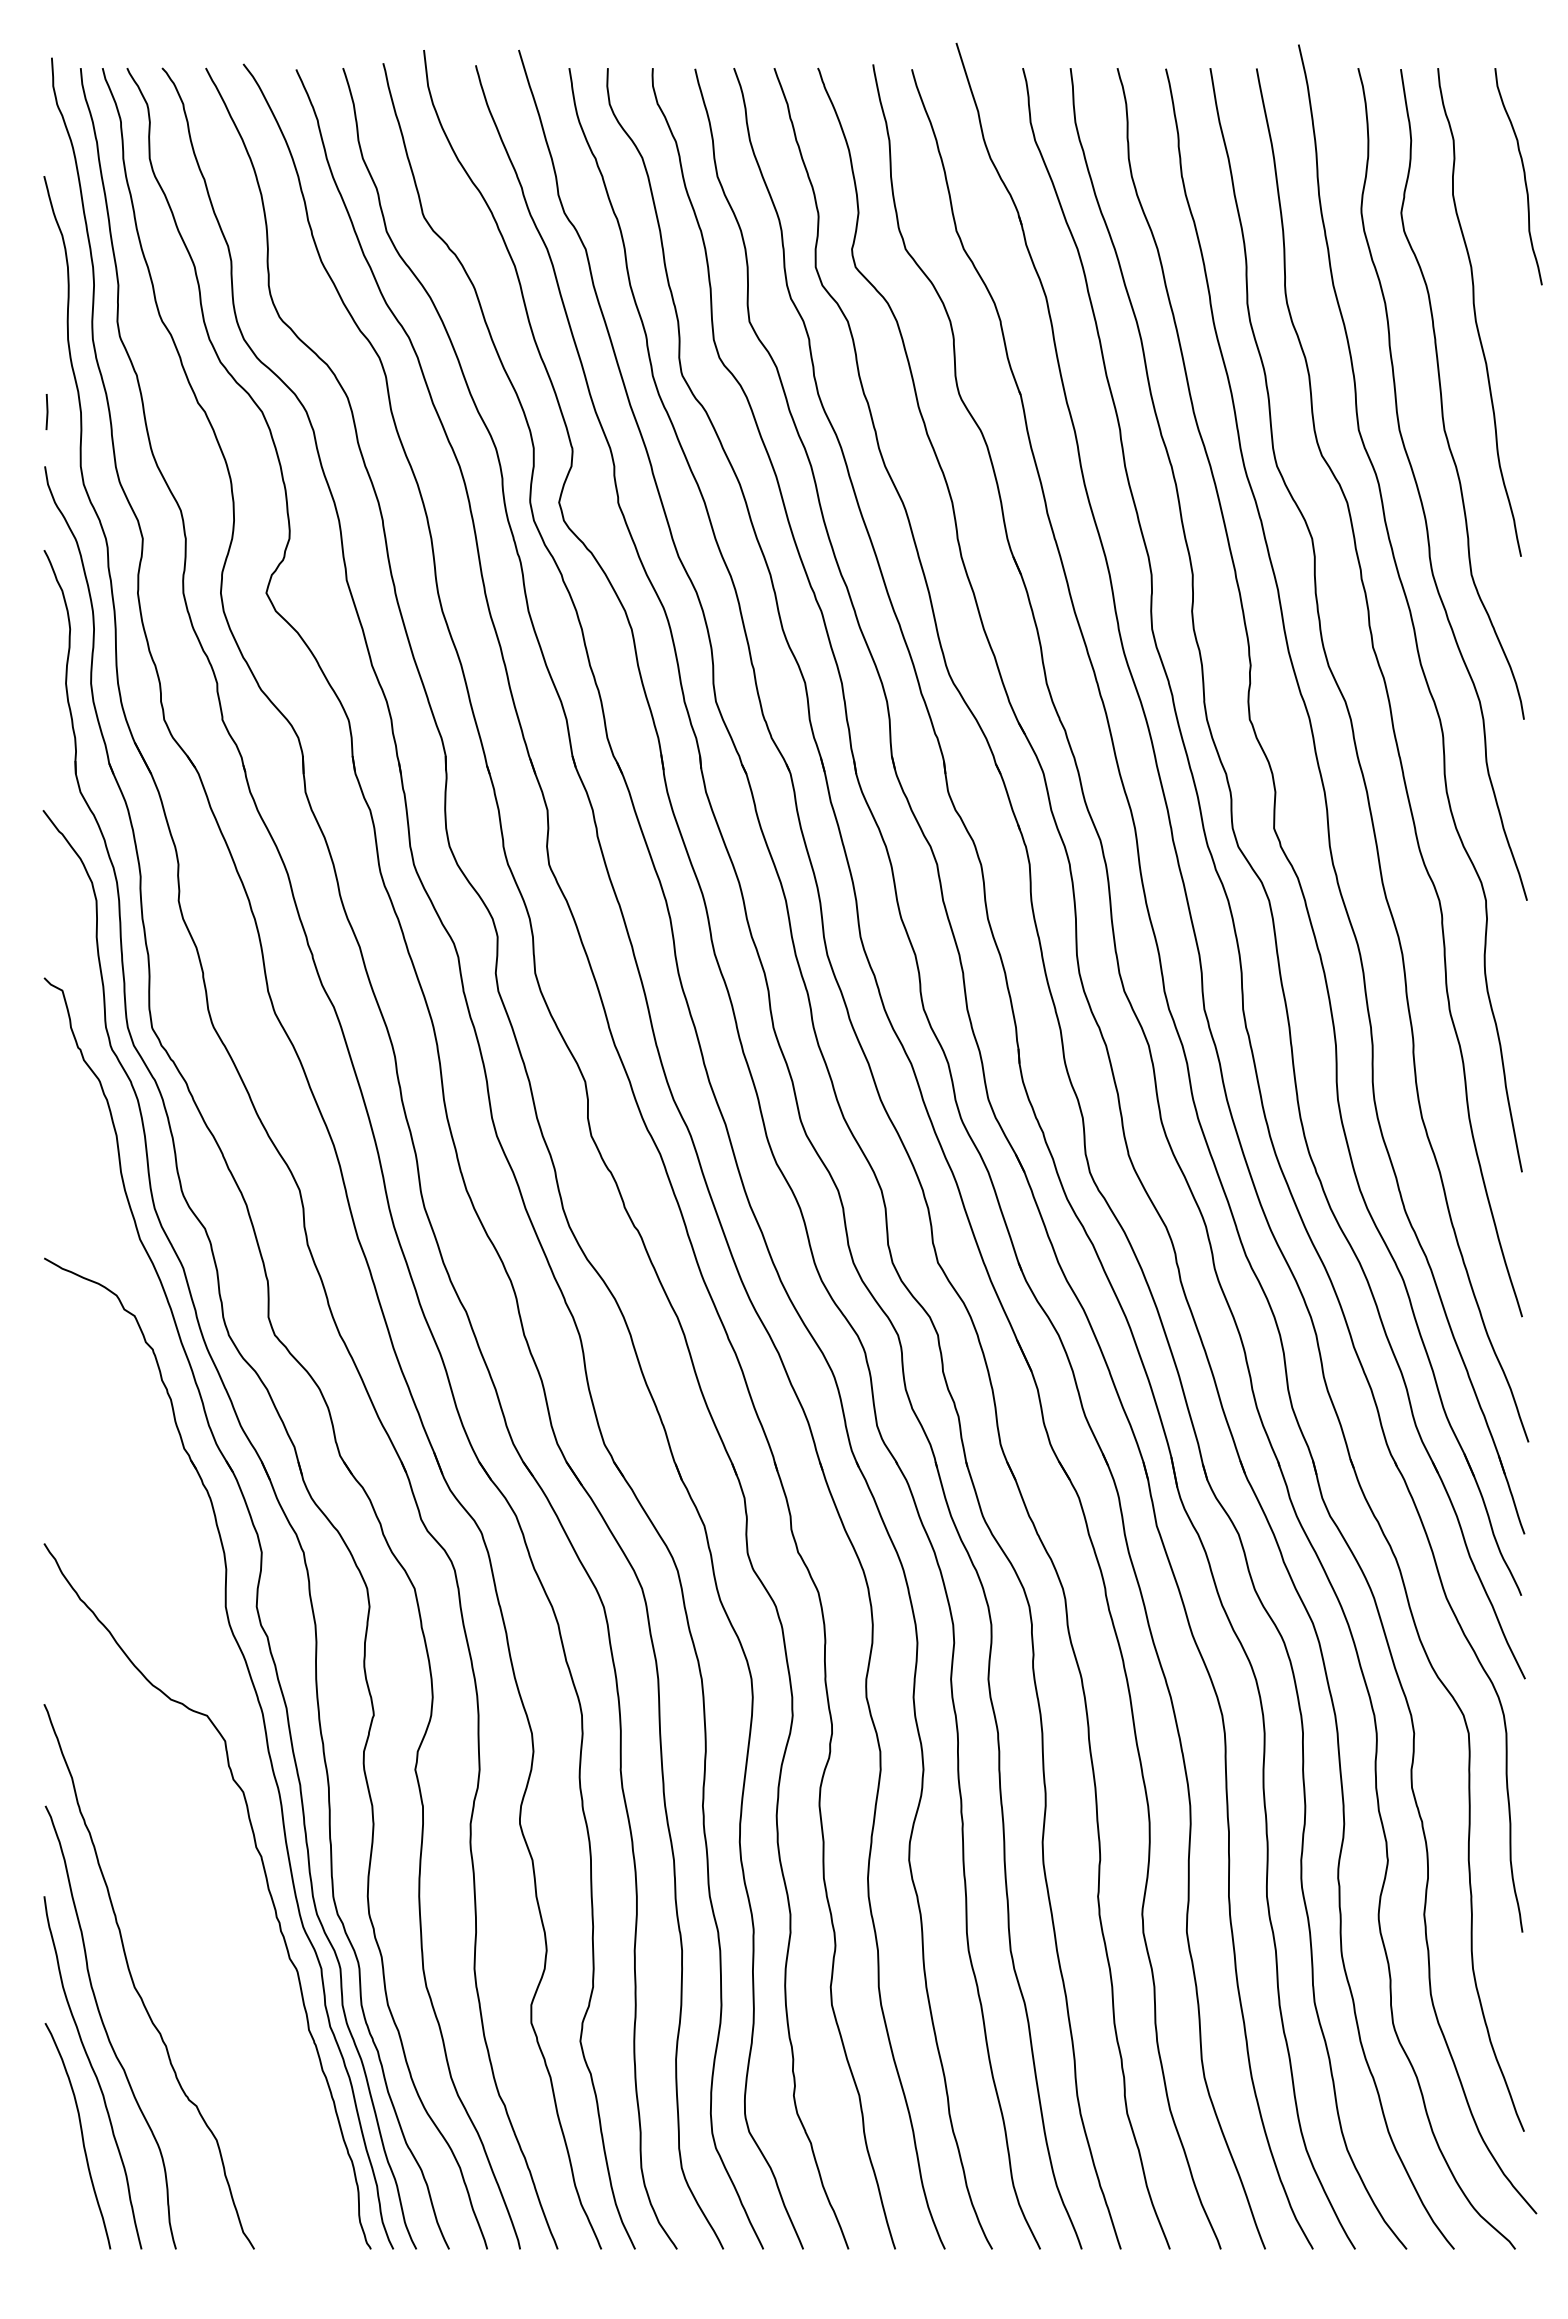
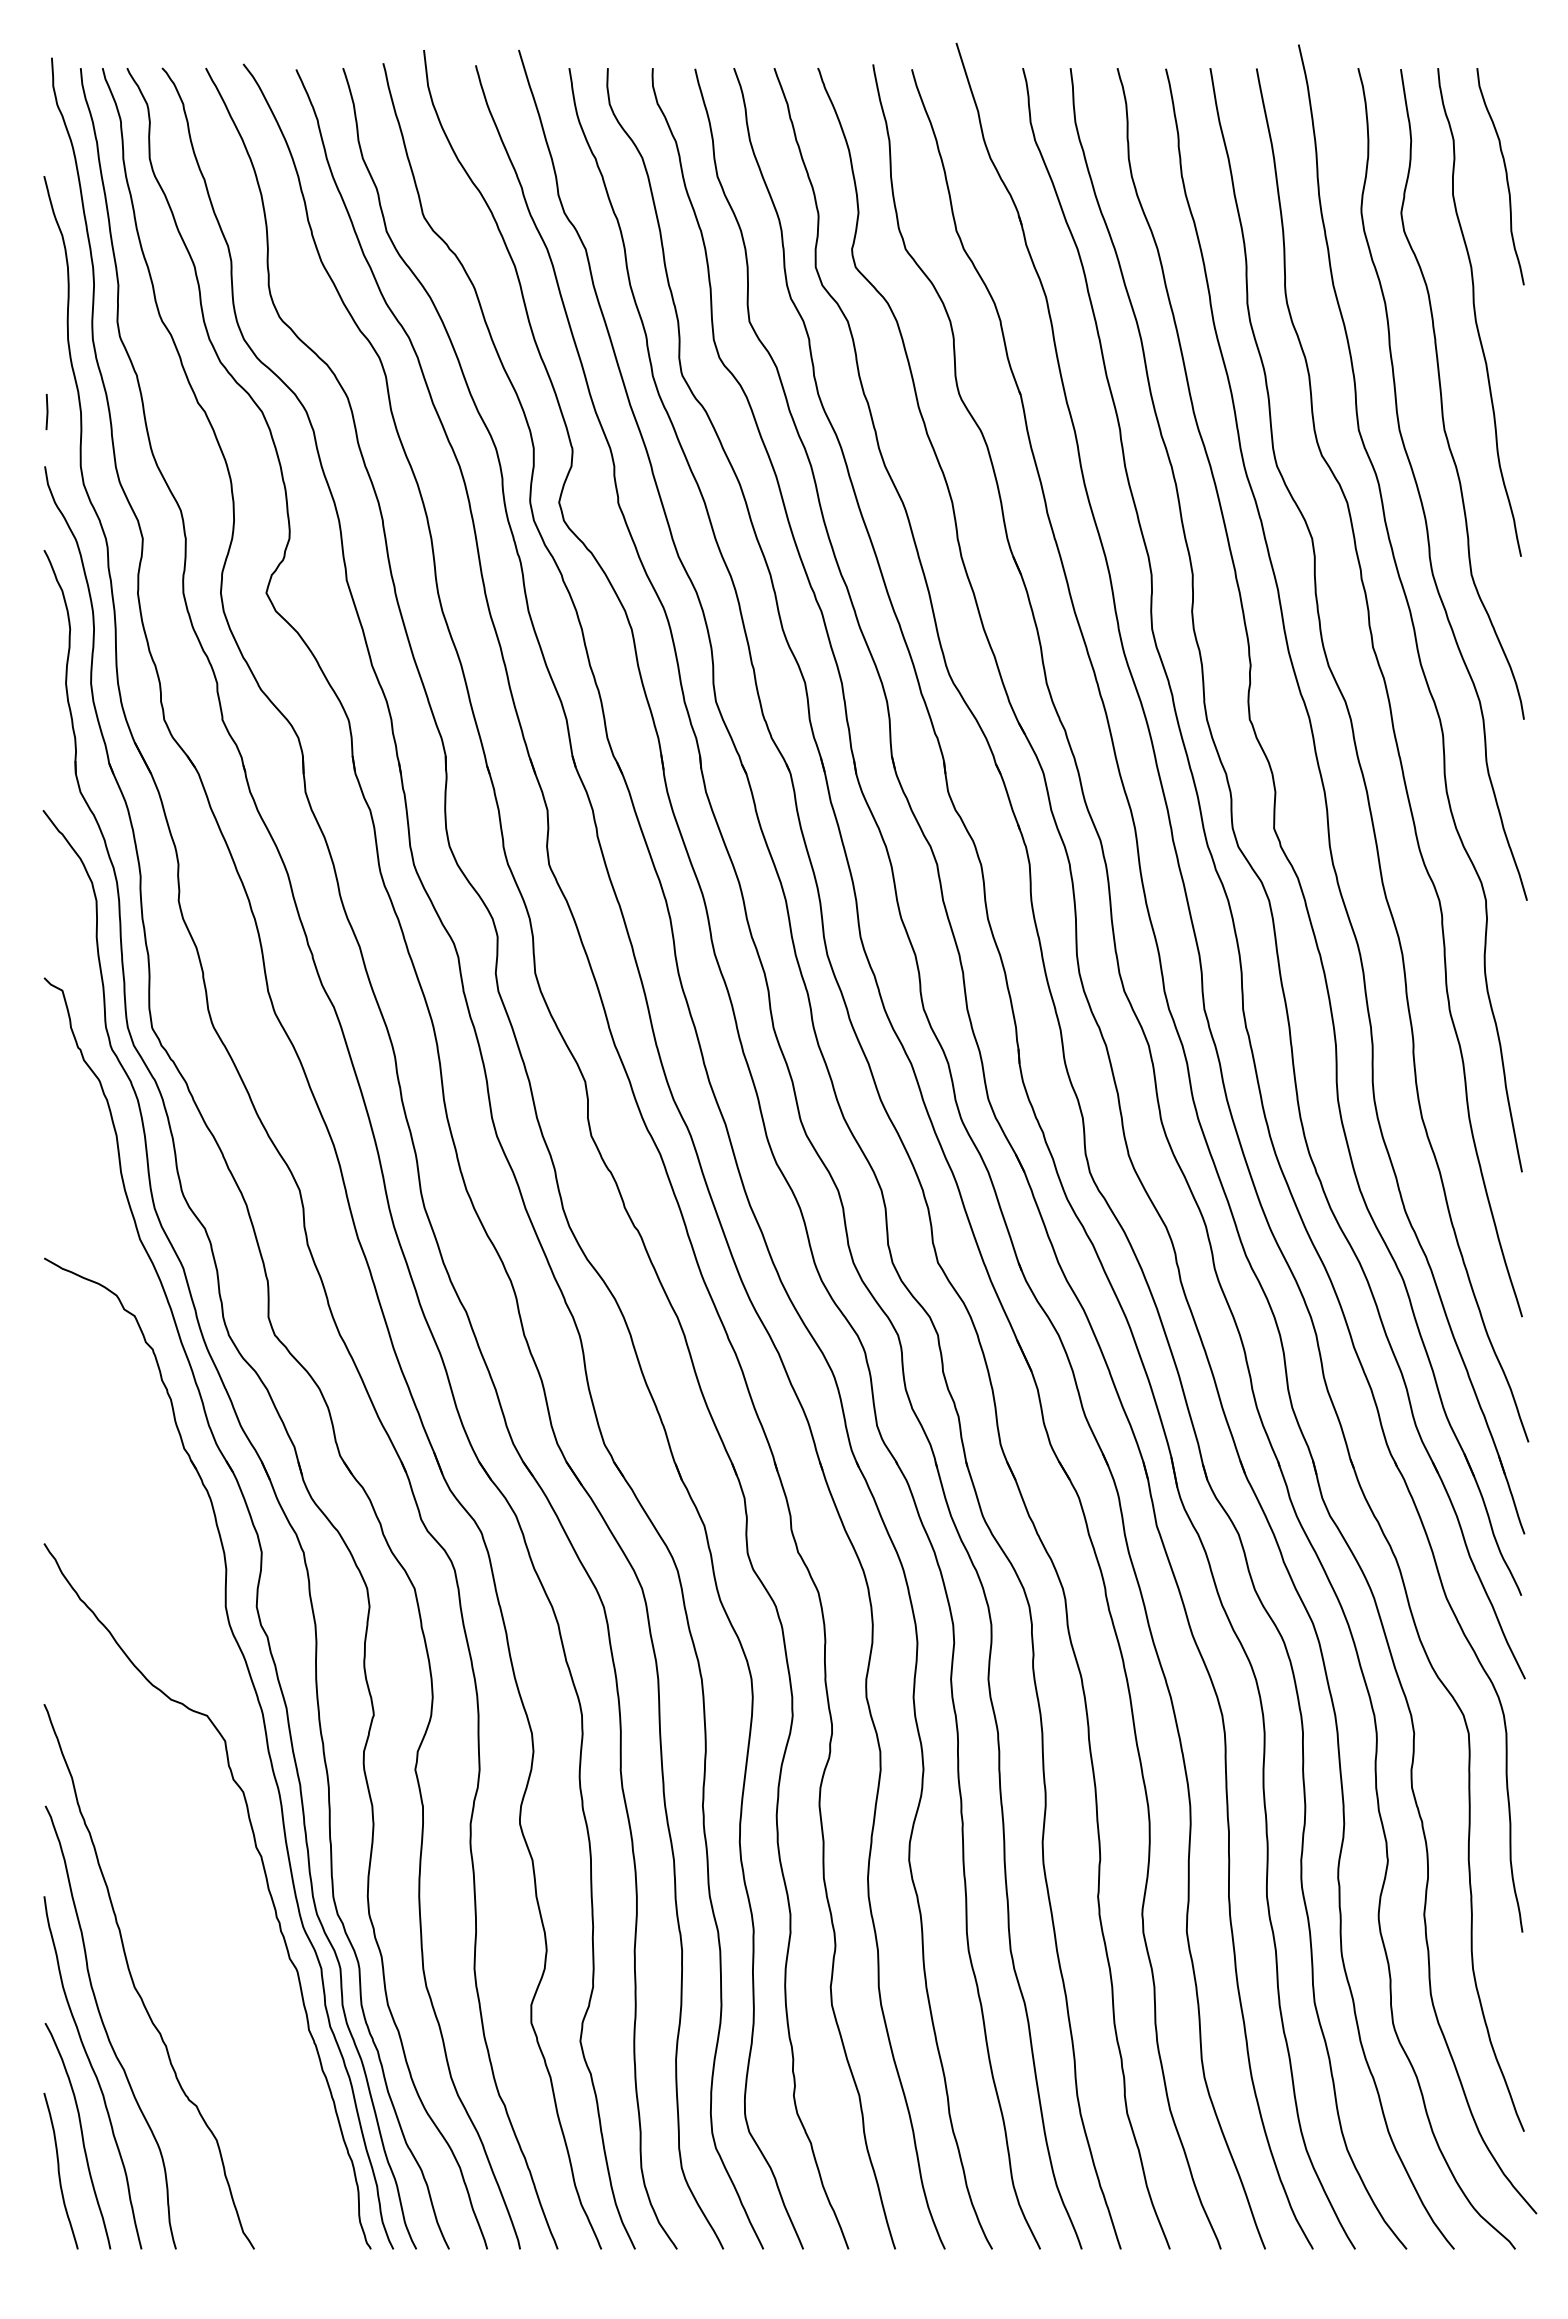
curve position: (1523, 175) -> (1505, 175) (1505, 175)
curve: none -> present (59, 2170)
